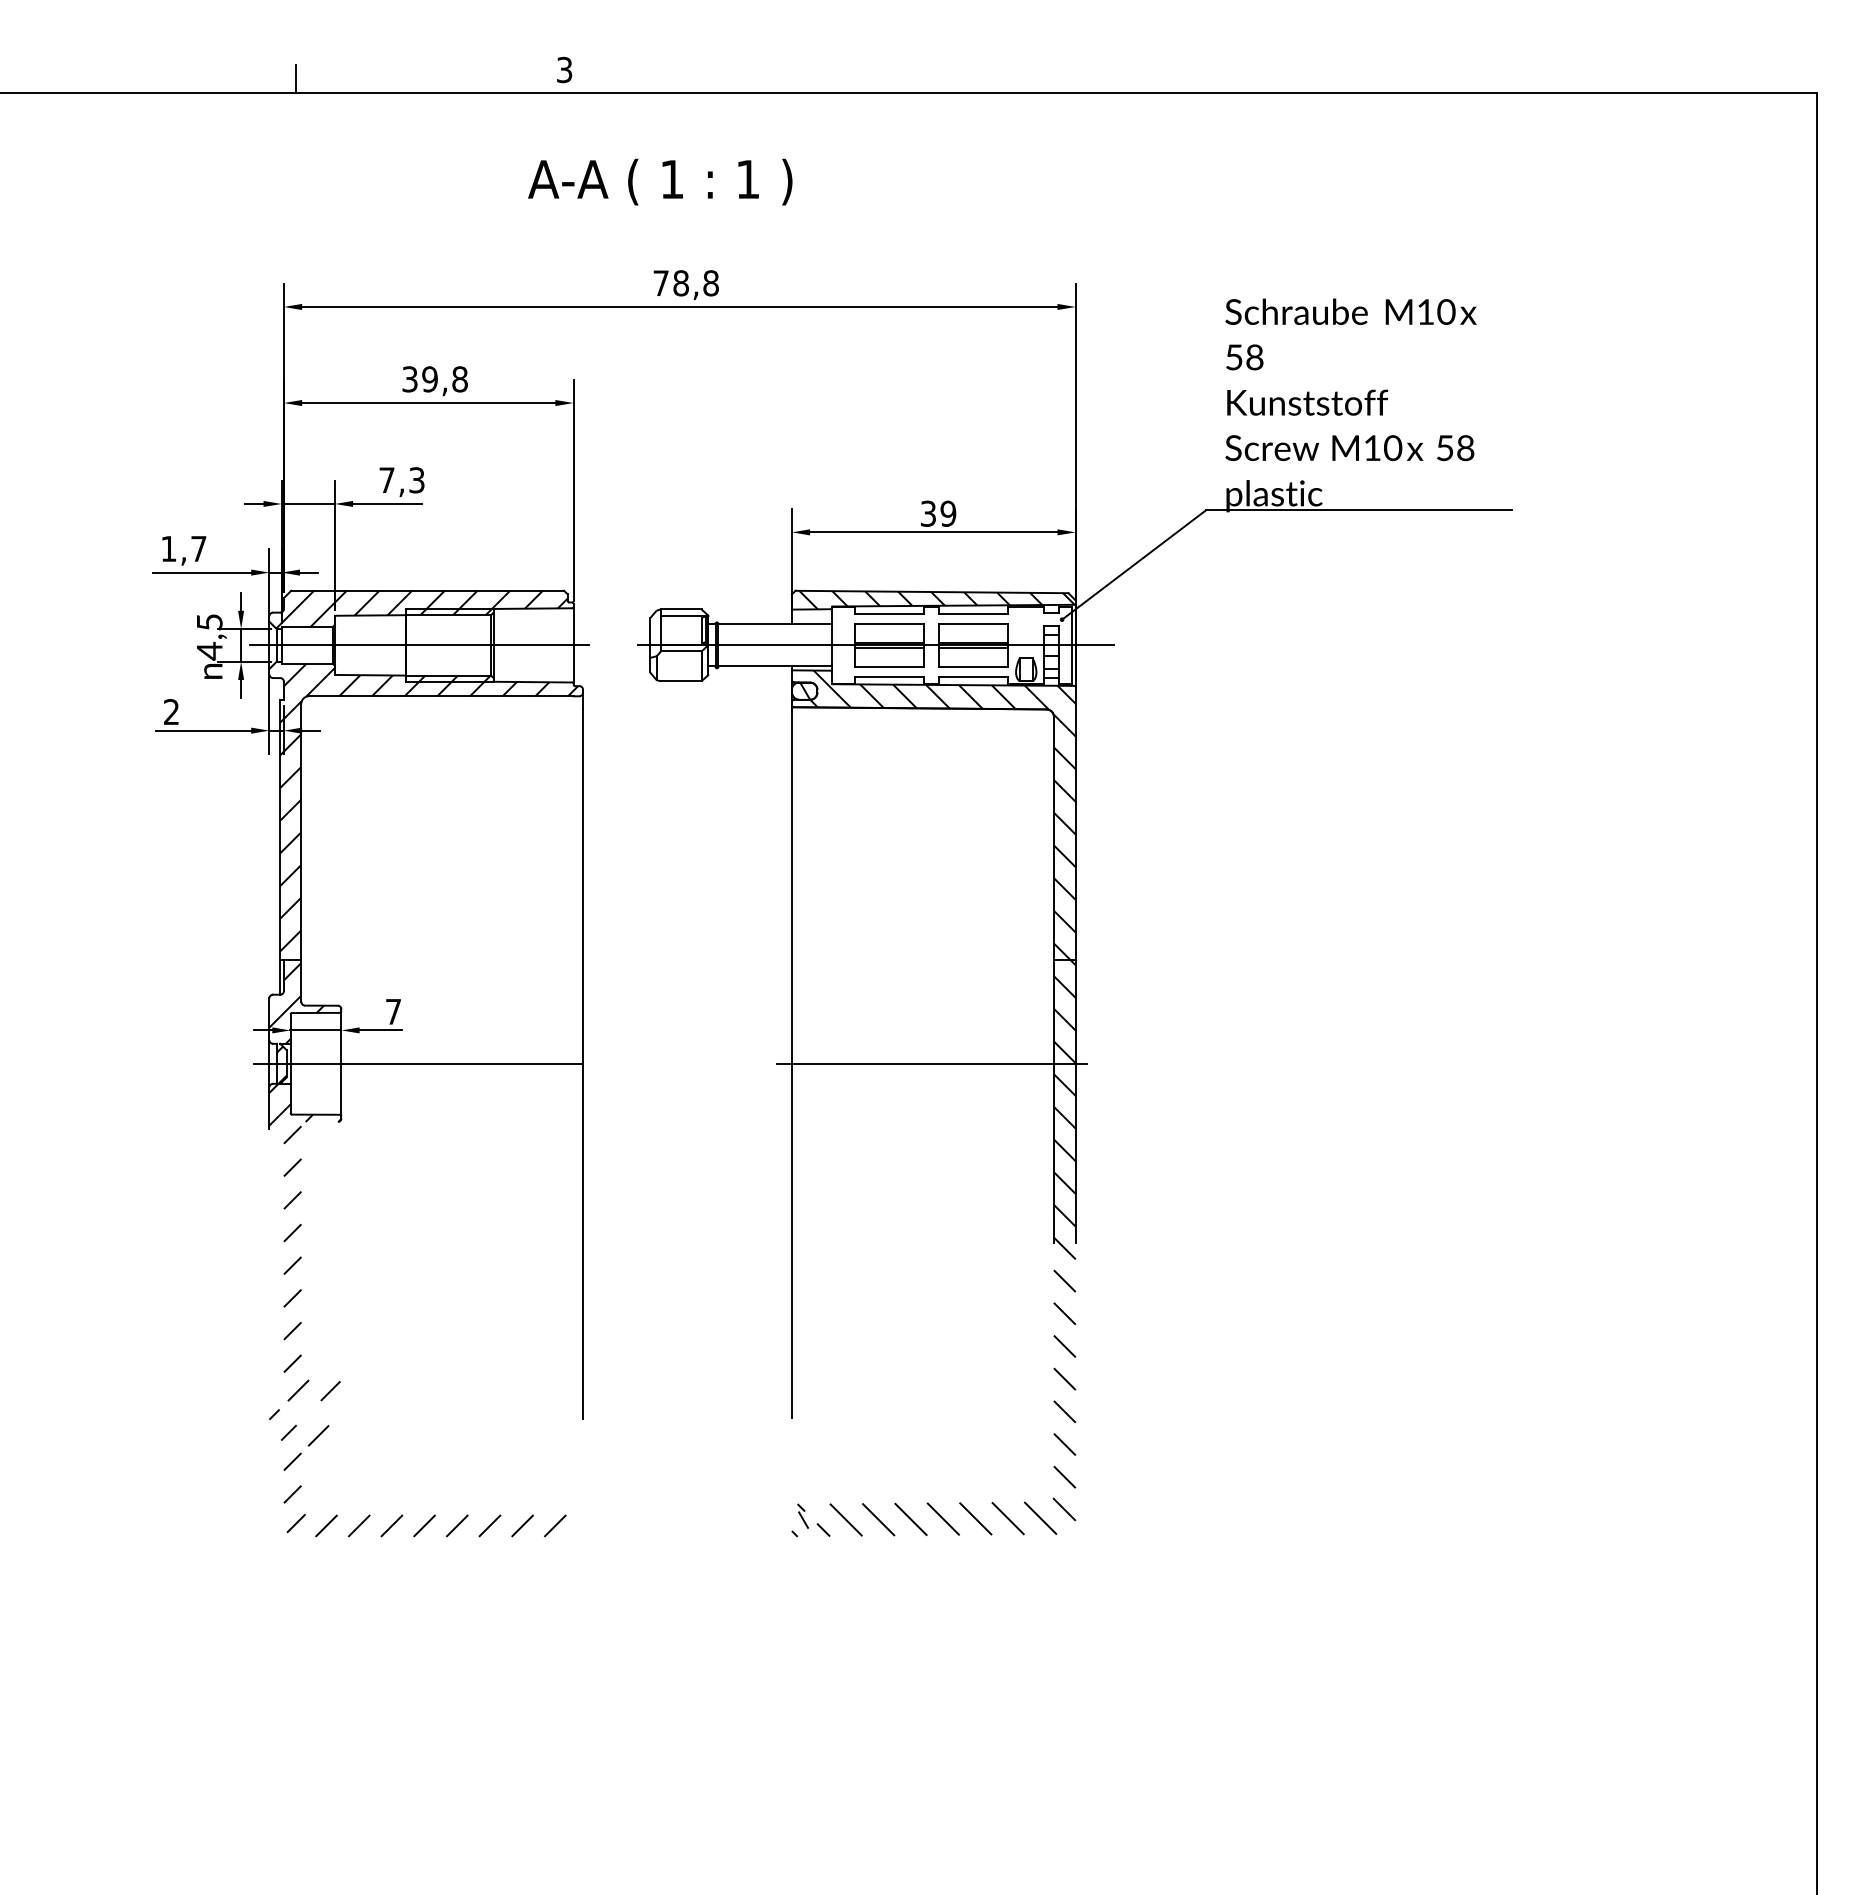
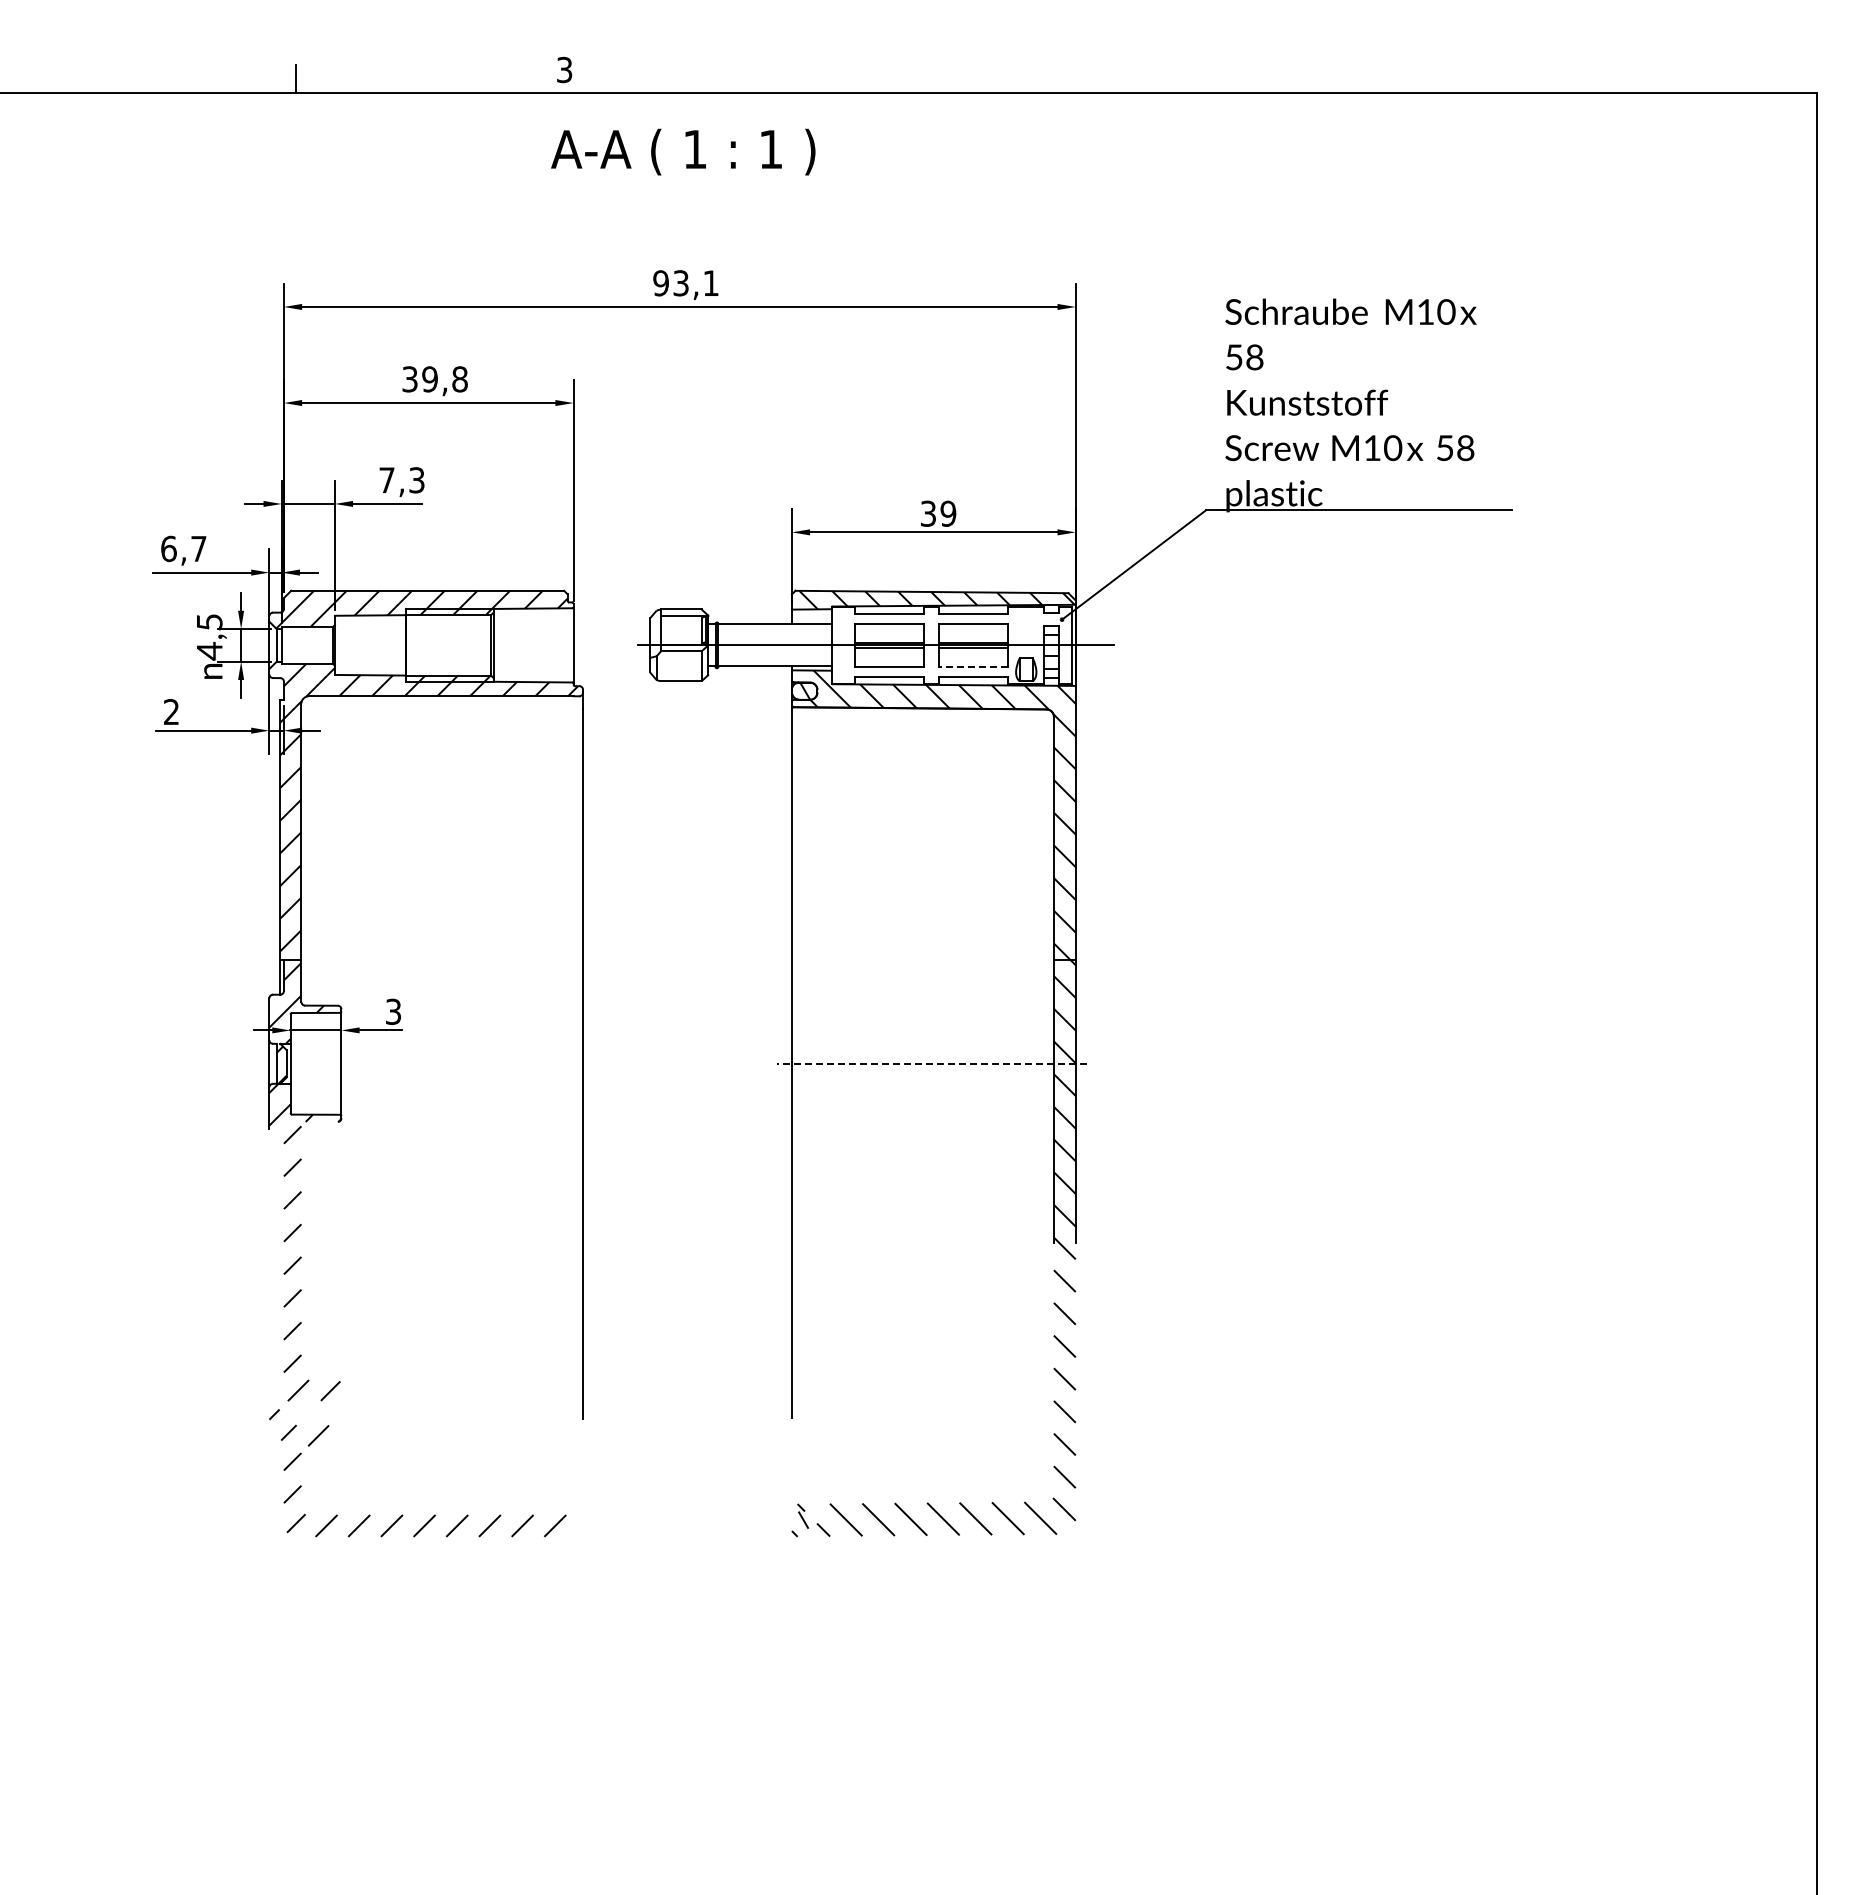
text position: (660, 181) -> (683, 151) (683, 151)
text: 78,8 -> 93,1 (685, 283)
text: 1,7 -> 6,7 (168, 548)
line: present -> none (419, 645)
line: solid -> dashed (973, 666)
text: 7 -> 3 (393, 1011)
line: present -> none (417, 1063)
line: solid -> dashed (932, 1063)
